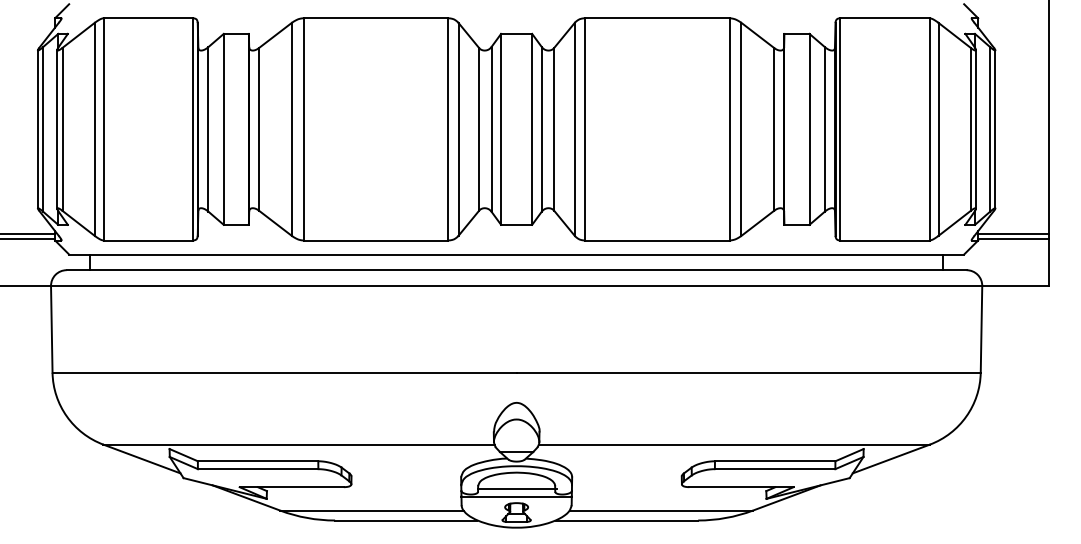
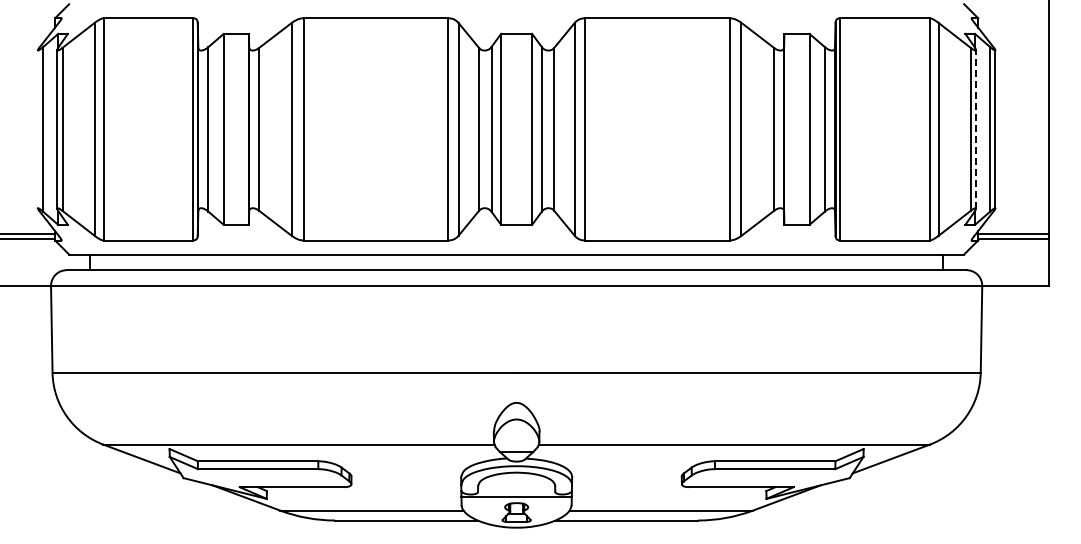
line: solid -> dashed (976, 128)
line: present -> none (37, 129)
line: present -> none (517, 488)
